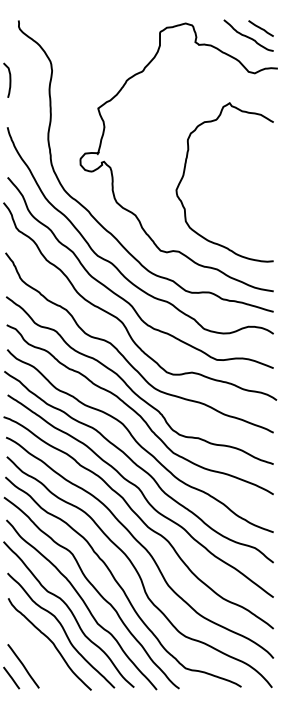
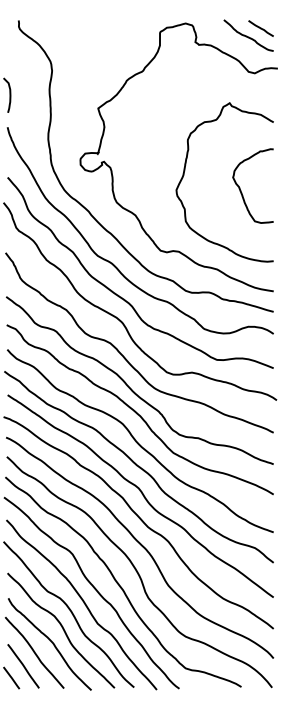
curve position: (9, 79) -> (9, 94) (9, 94)
curve: none -> present (241, 190)
curve: none -> present (34, 652)
